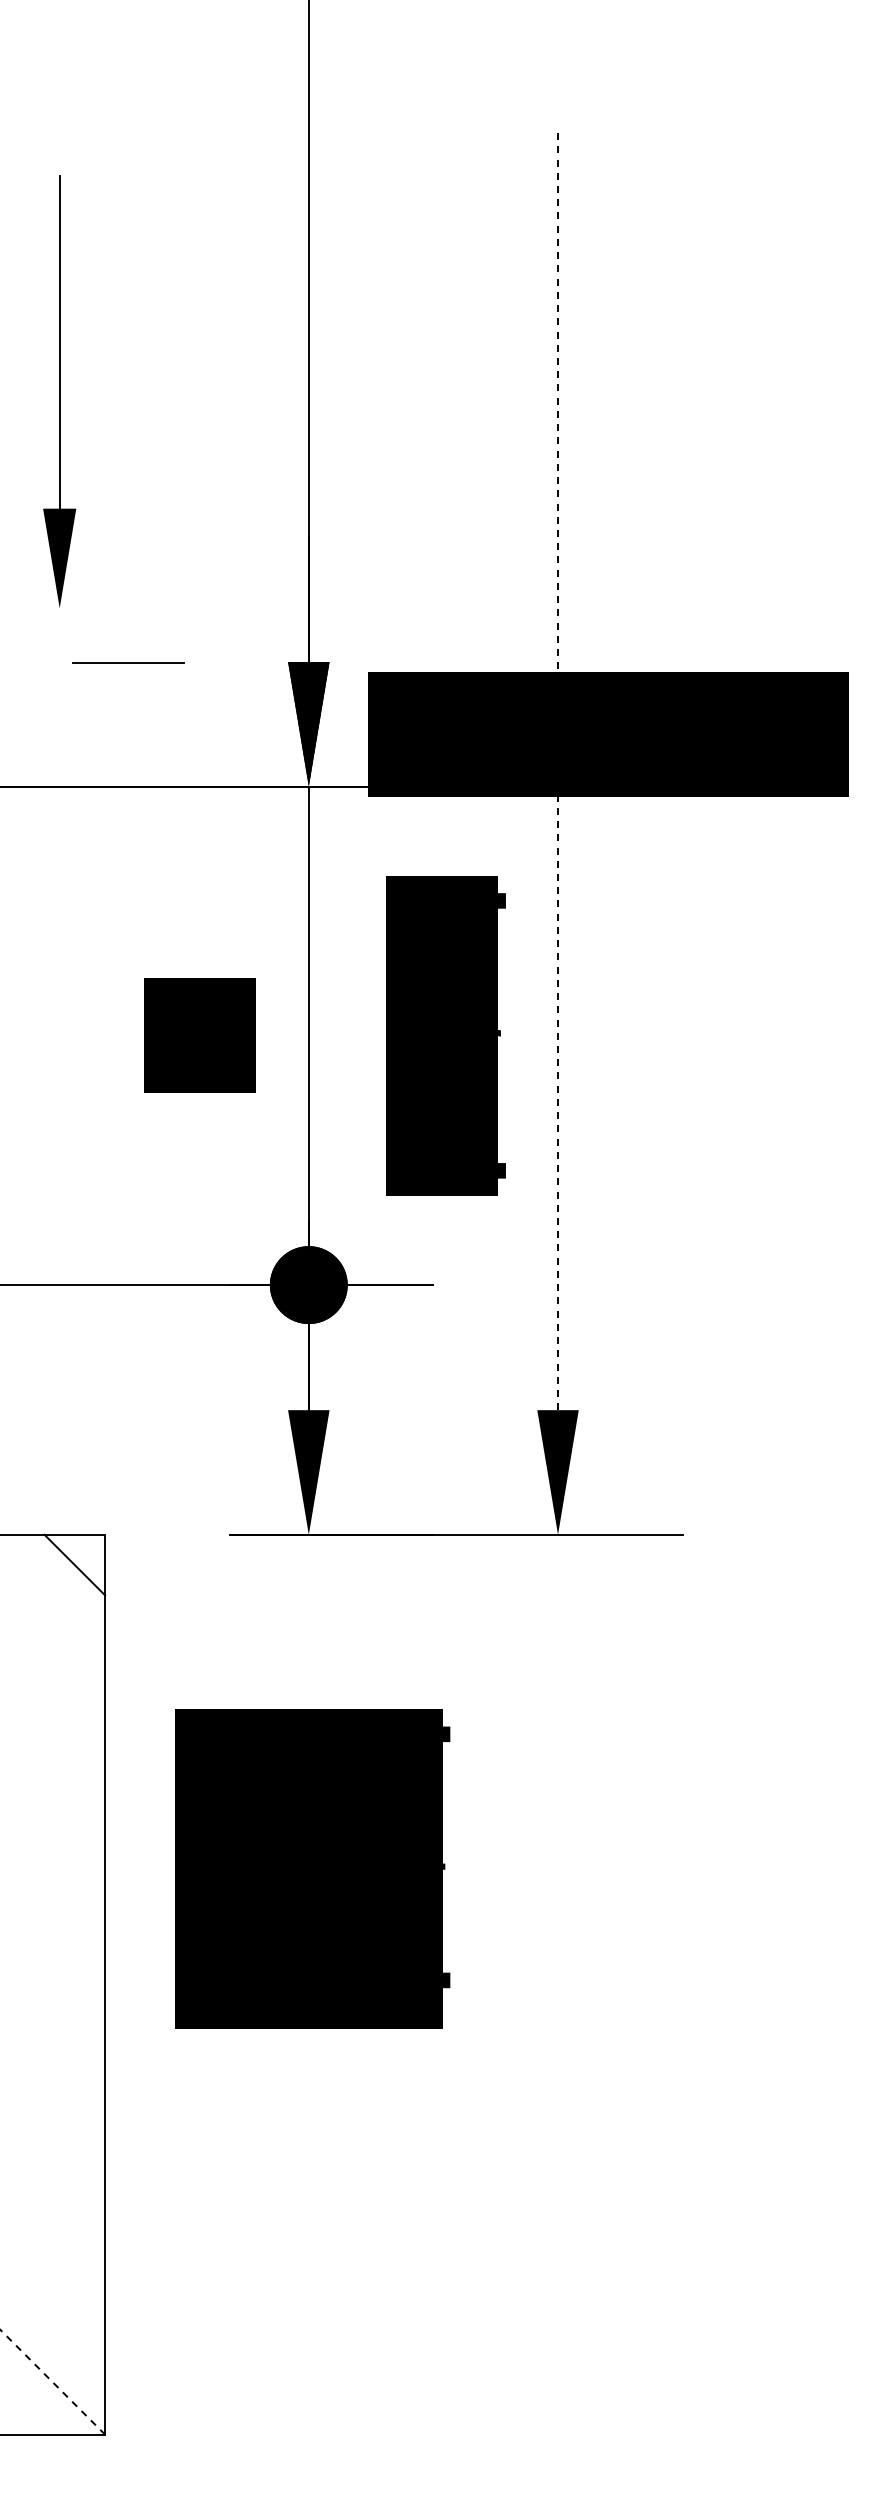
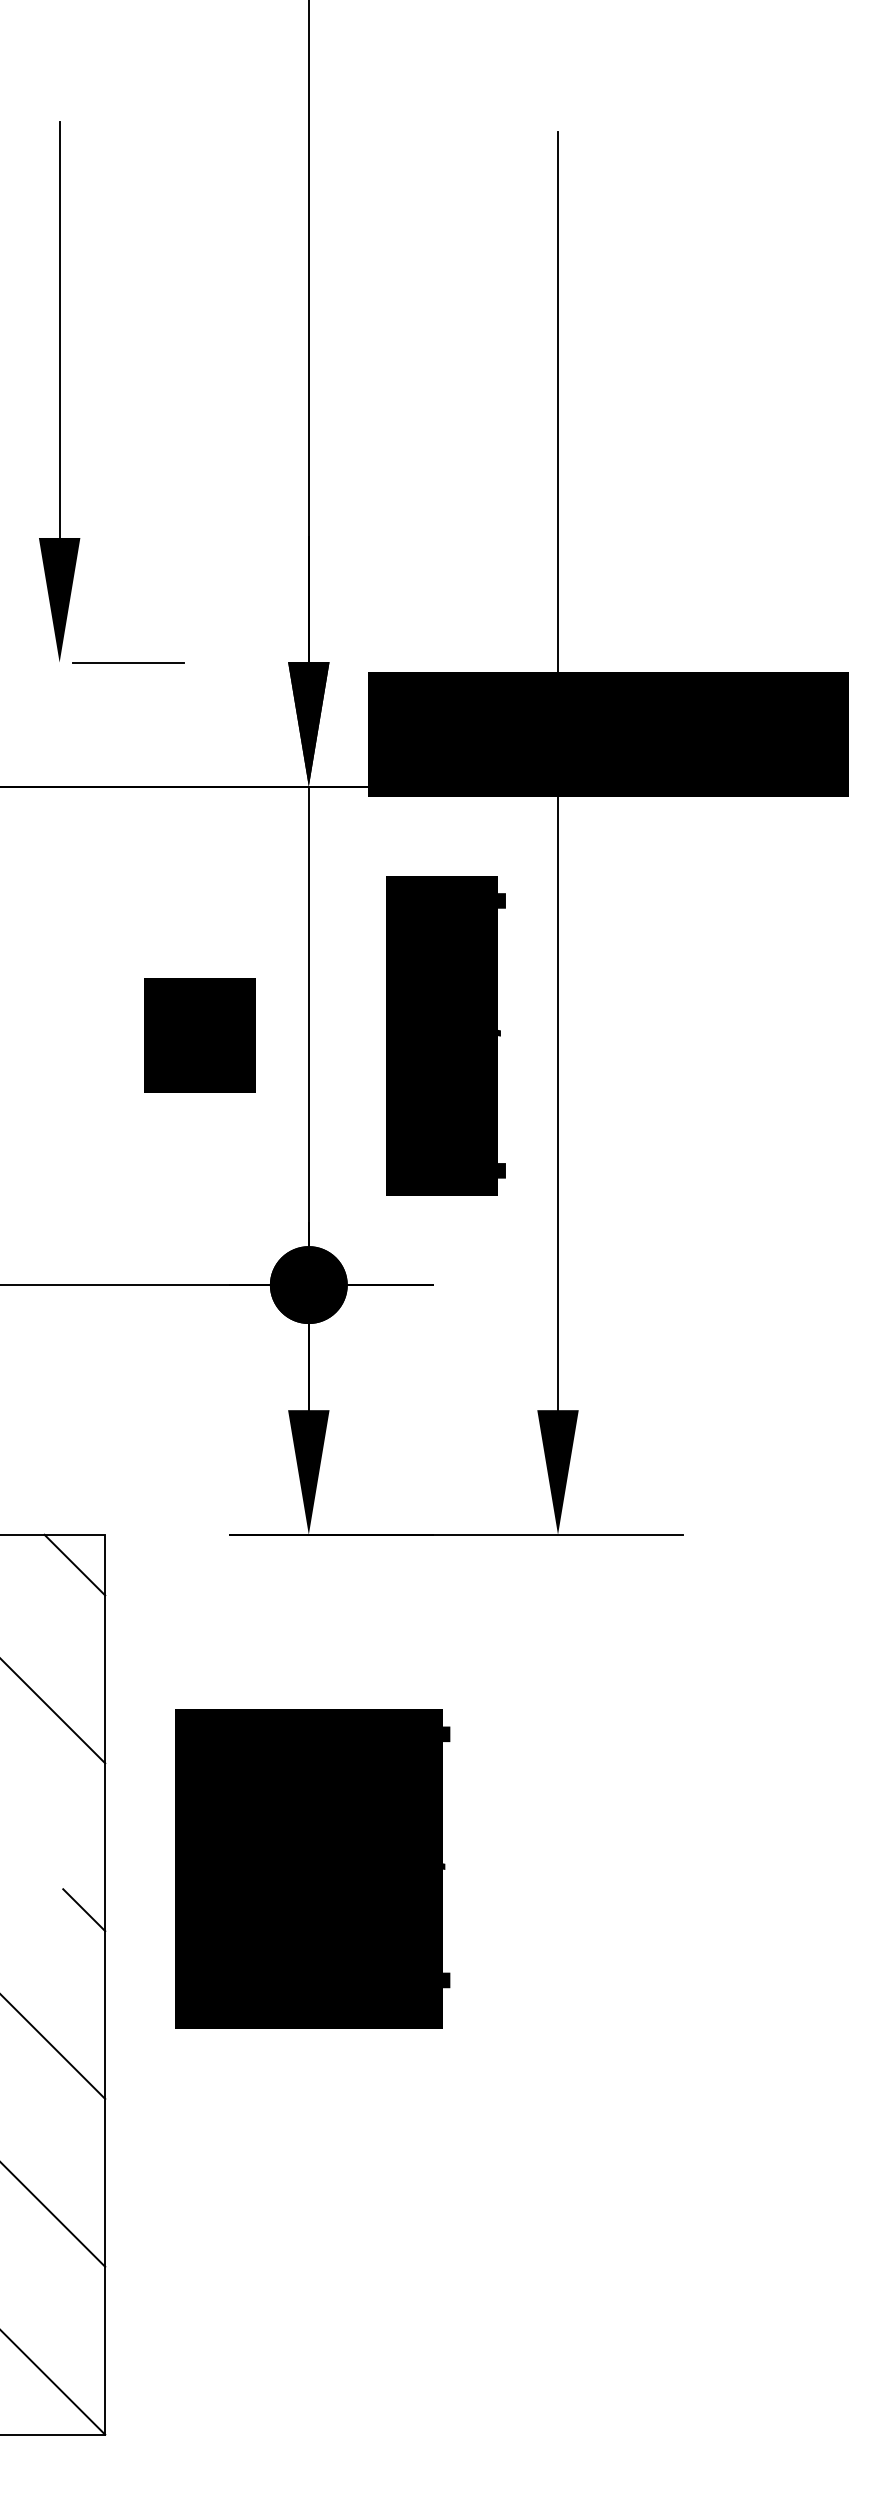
part size: 34x433 px -> 42x541 px (59, 391)
line: dashed -> solid (558, 771)
line: none -> present (53, 1711)
line: none -> present (84, 1910)
line: none -> present (53, 2047)
line: none -> present (53, 2215)
line: dashed -> solid (52, 2382)
